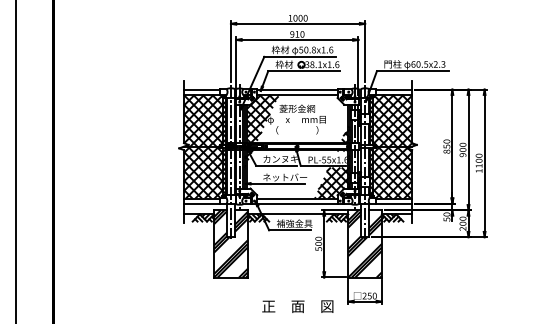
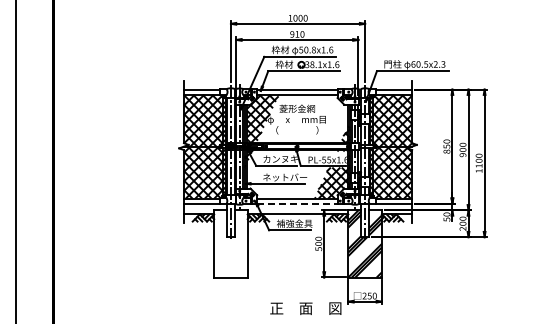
line: solid -> dashed (297, 203)
hatch: present -> none (230, 243)
text position: (297, 306) -> (305, 308) (305, 308)
